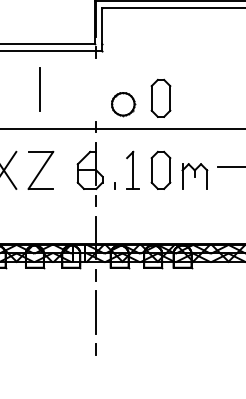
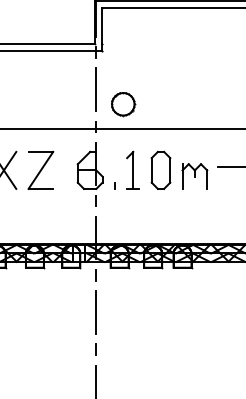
line position: (39, 89) -> (95, 89) (95, 89)
part: present -> none (160, 97)
line: none -> present (95, 380)
